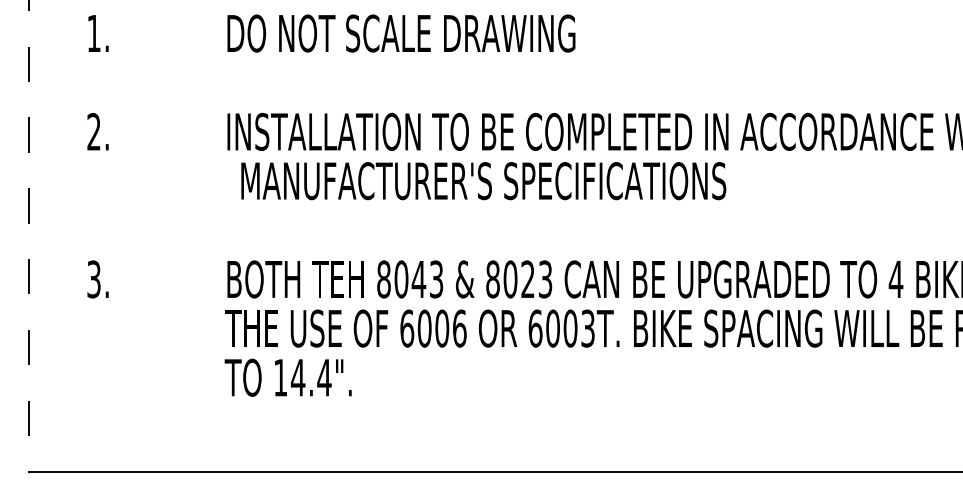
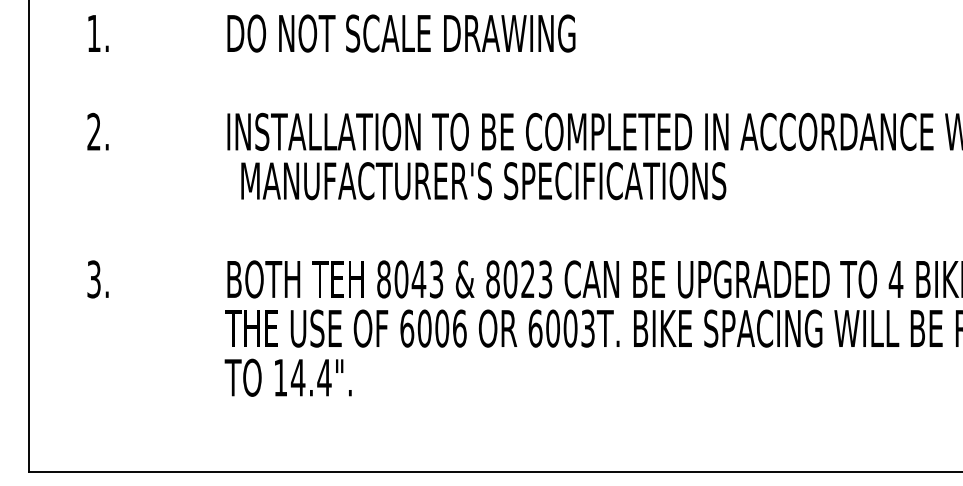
line: dashed -> solid (28, 236)
